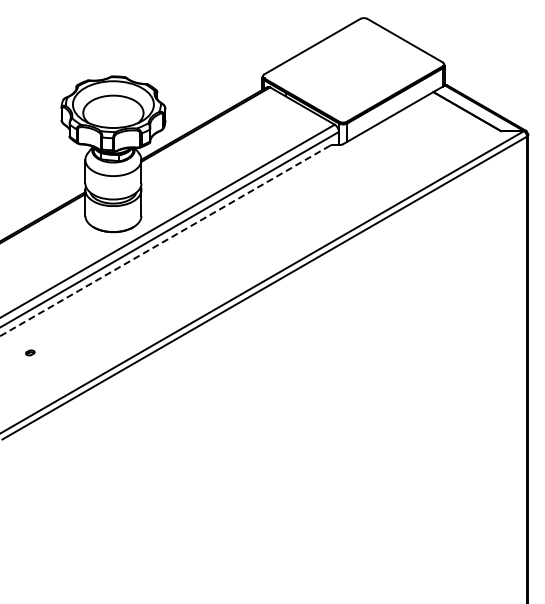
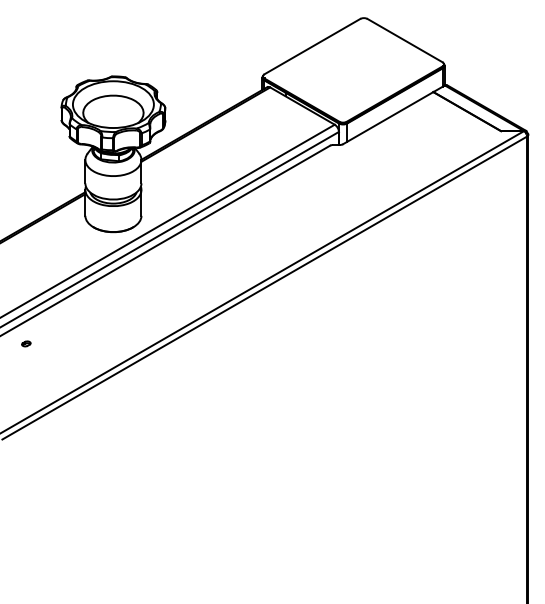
line: dashed -> solid (165, 241)
part position: (30, 352) -> (26, 343) (26, 343)
